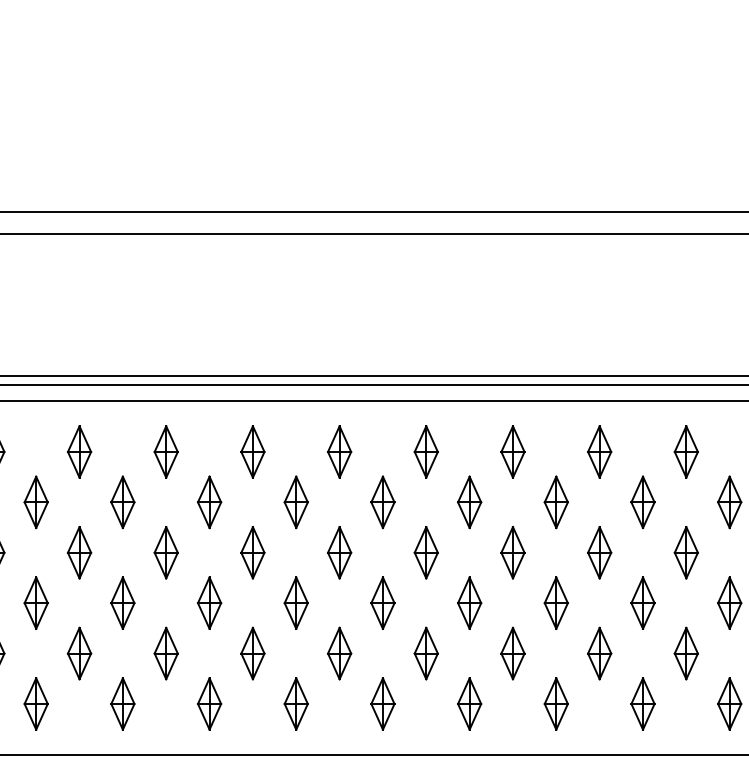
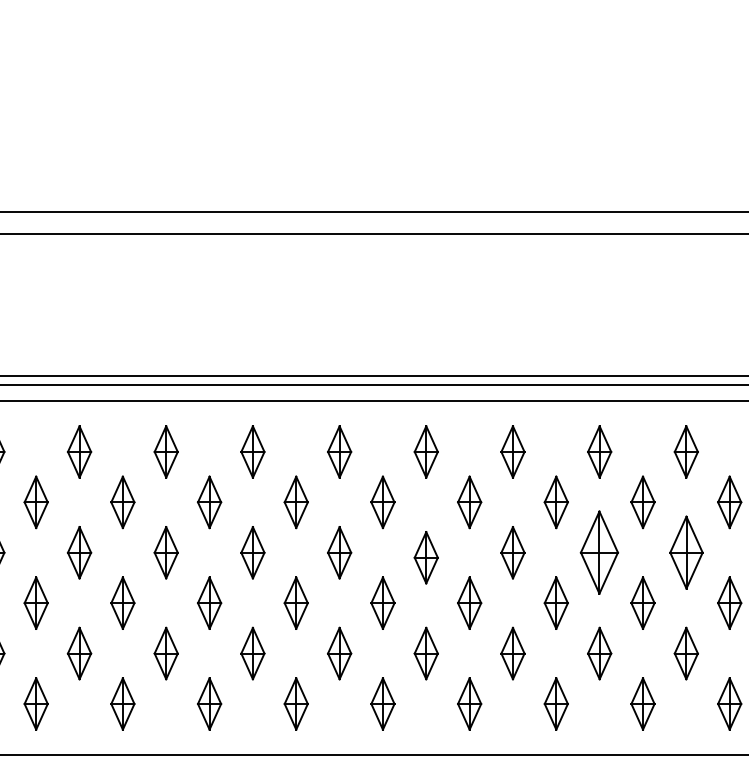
part position: (425, 552) -> (425, 557) (425, 557)
part size: 26x54 px -> 40x85 px (598, 552)
part size: 26x54 px -> 35x75 px (686, 552)
